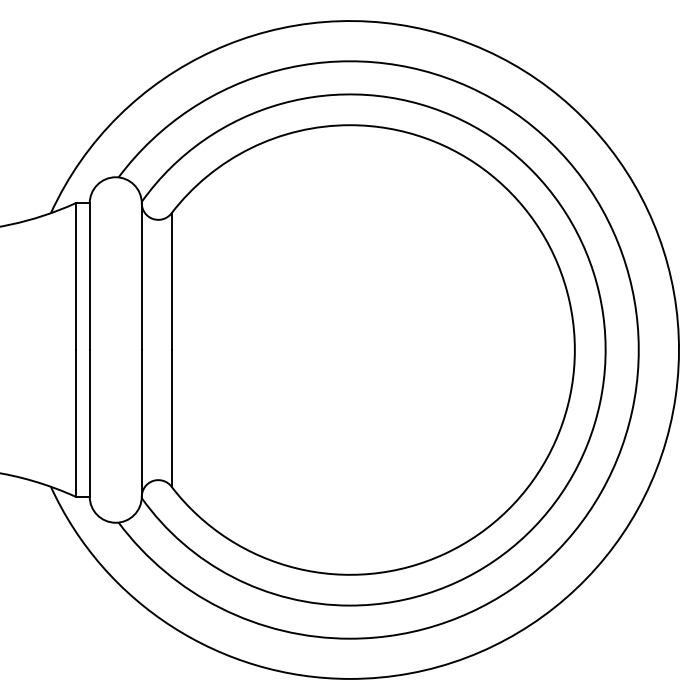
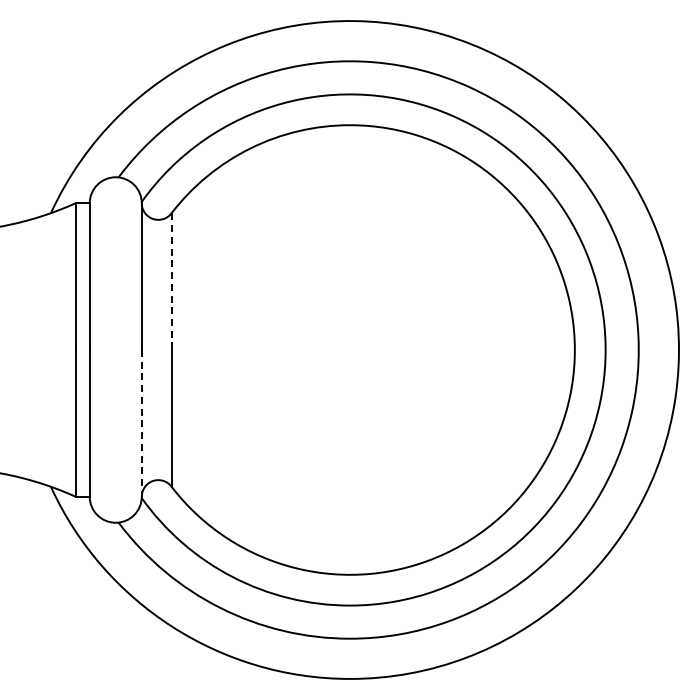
line: solid -> dashed (171, 282)
line: solid -> dashed (141, 423)
